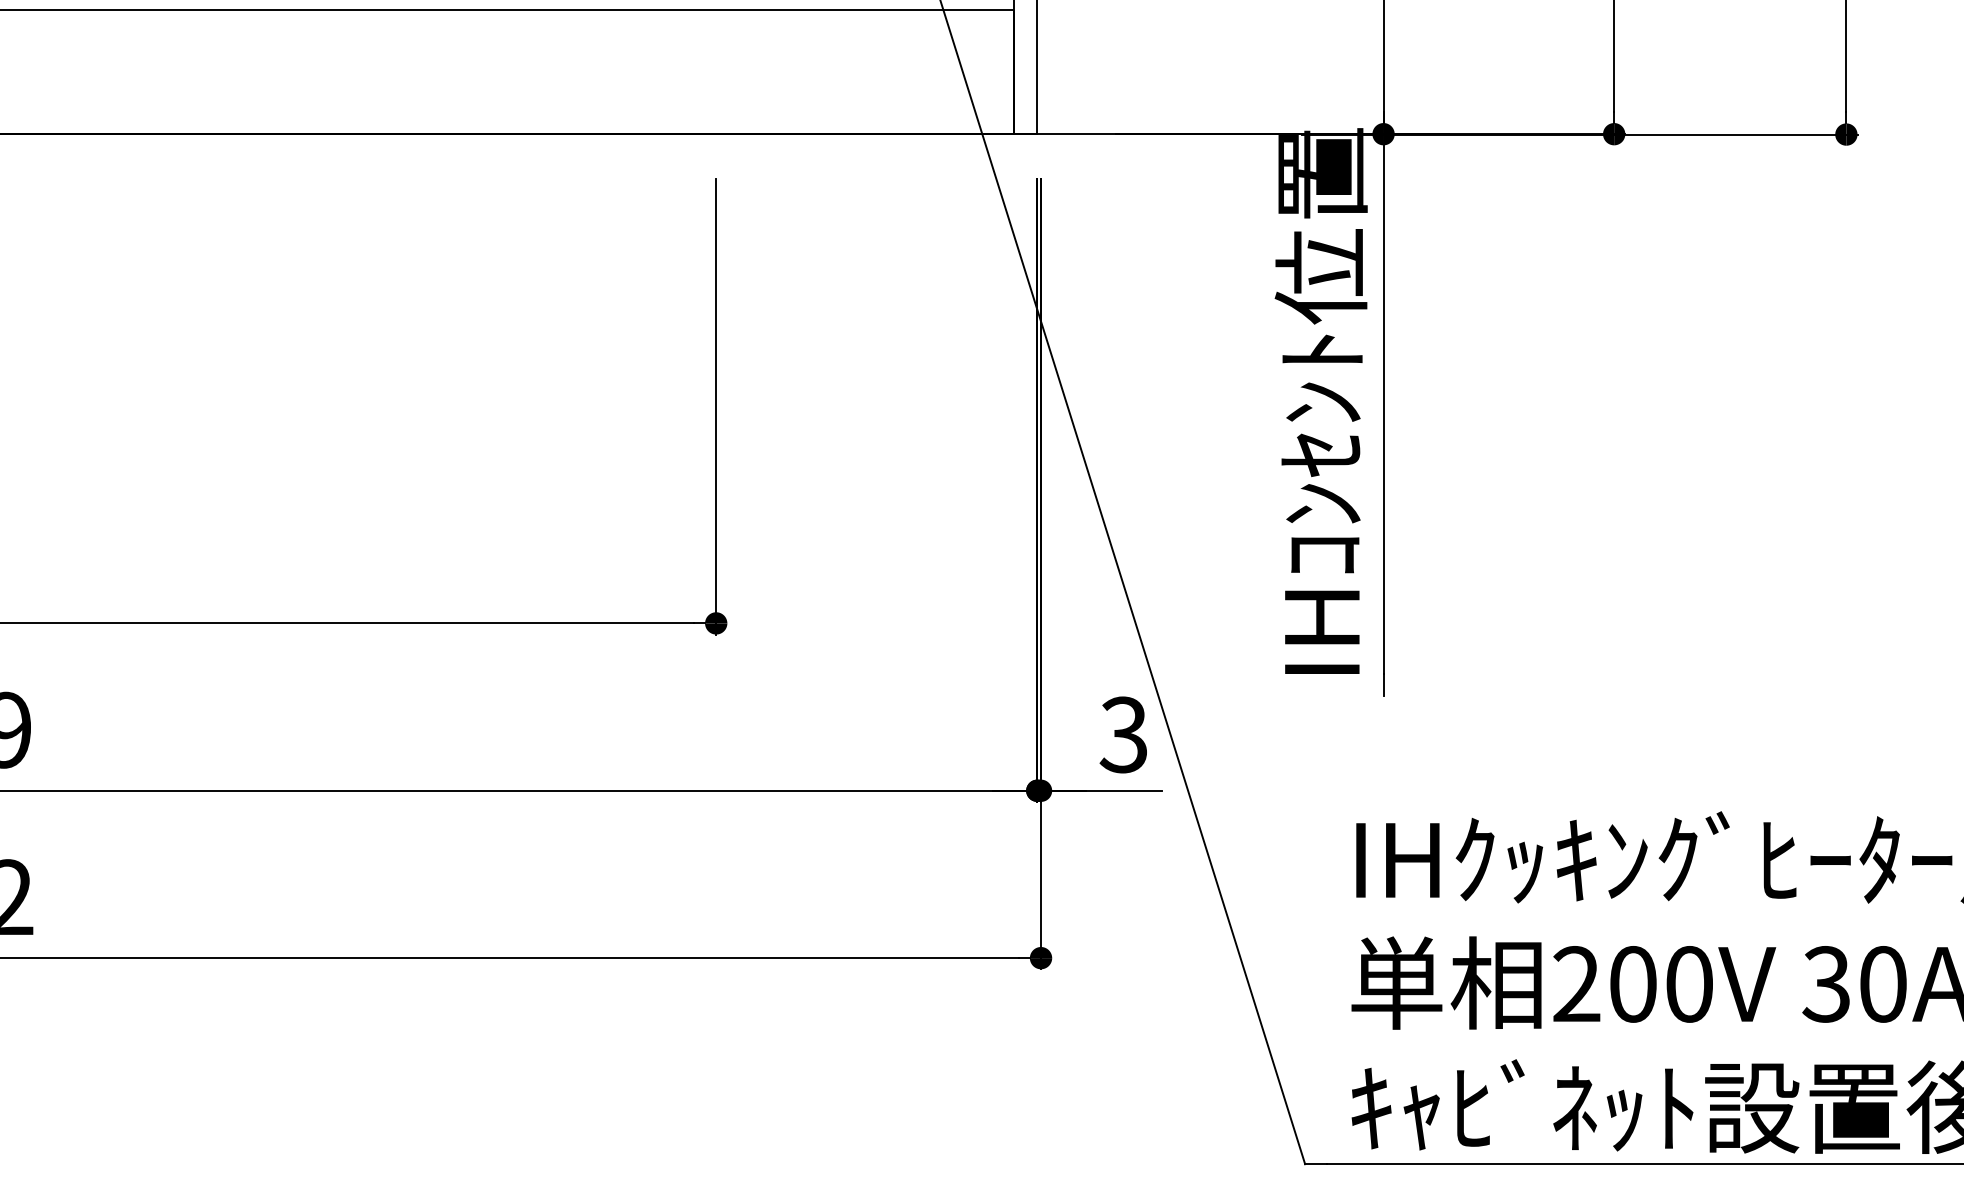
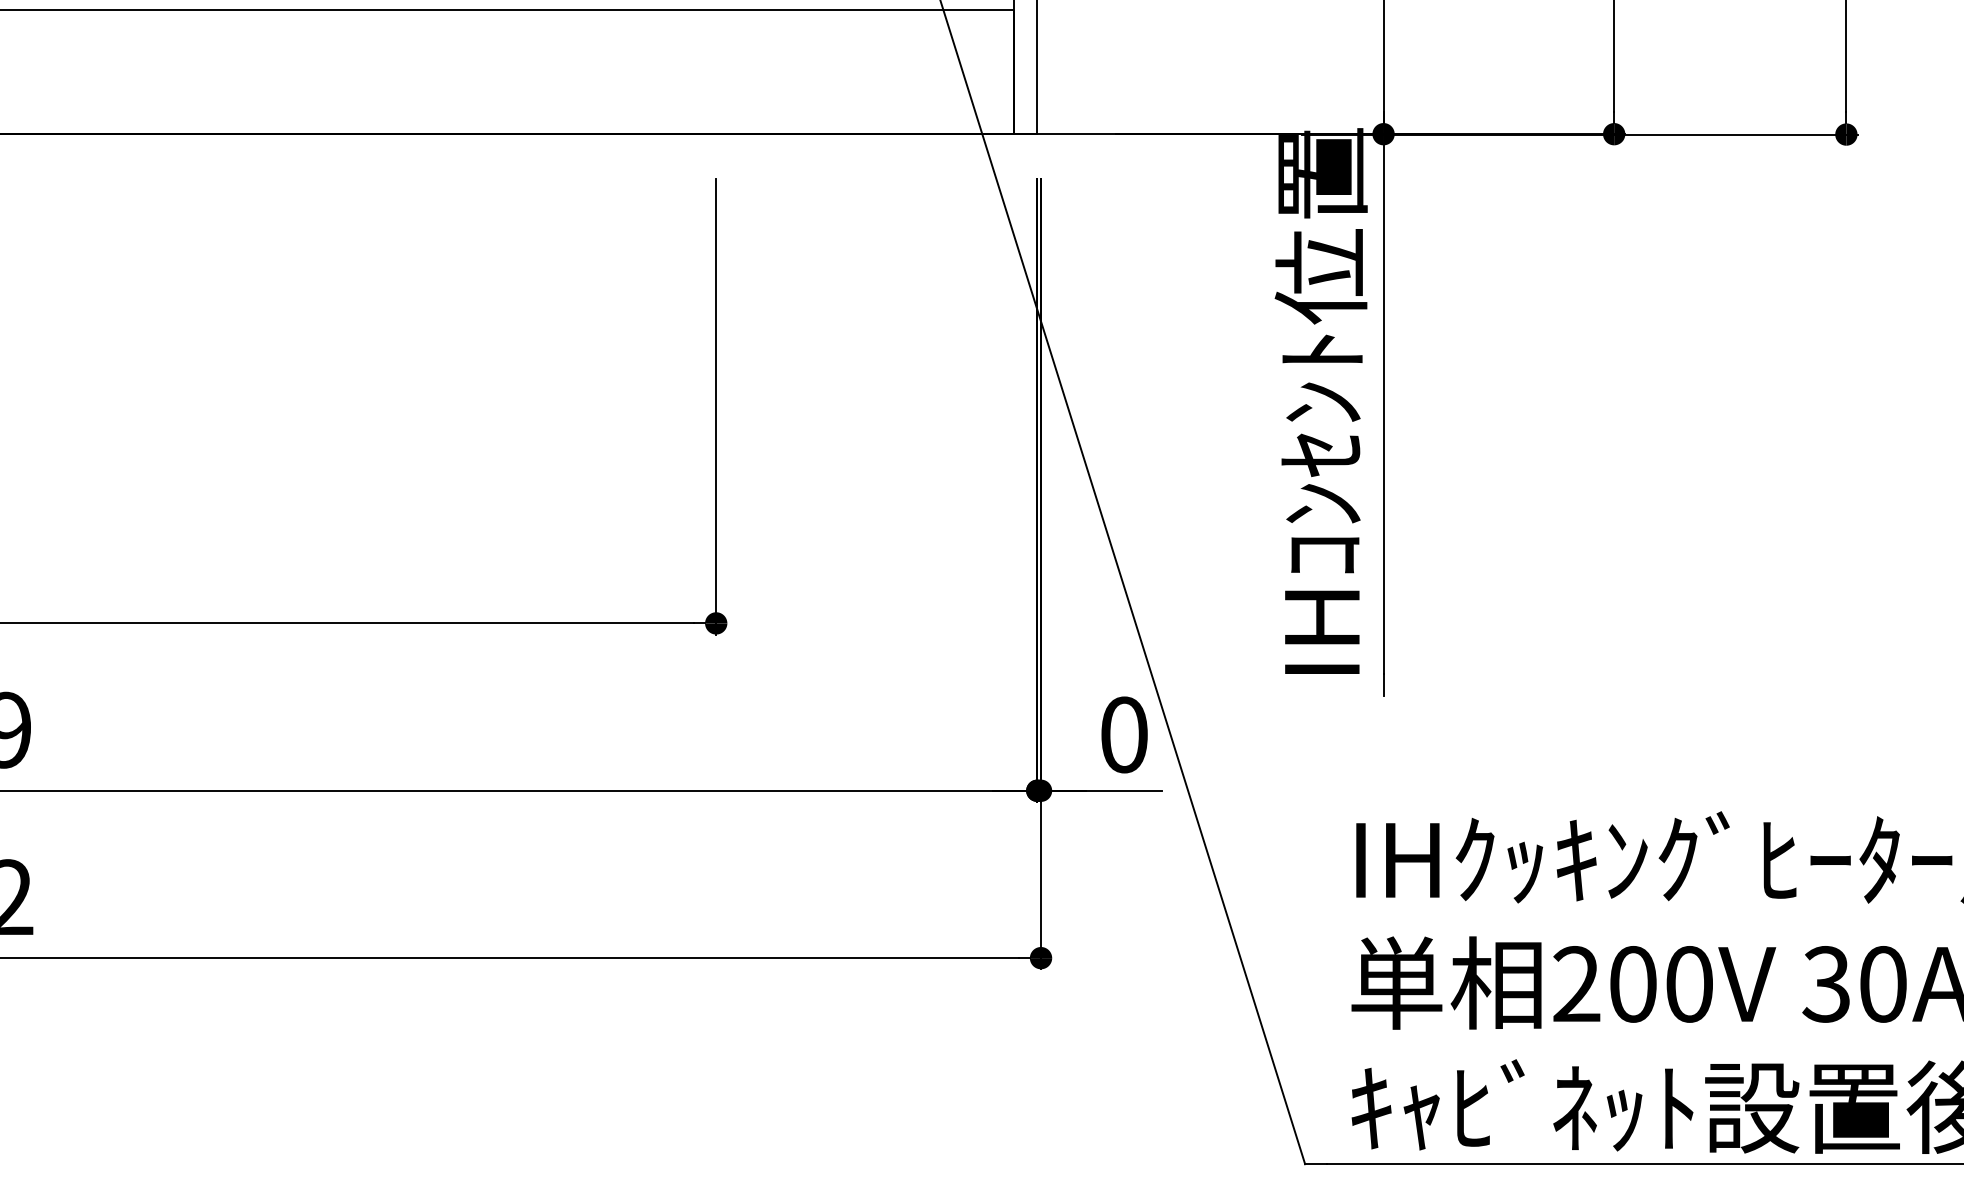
text: 3 -> 0 (1123, 734)
